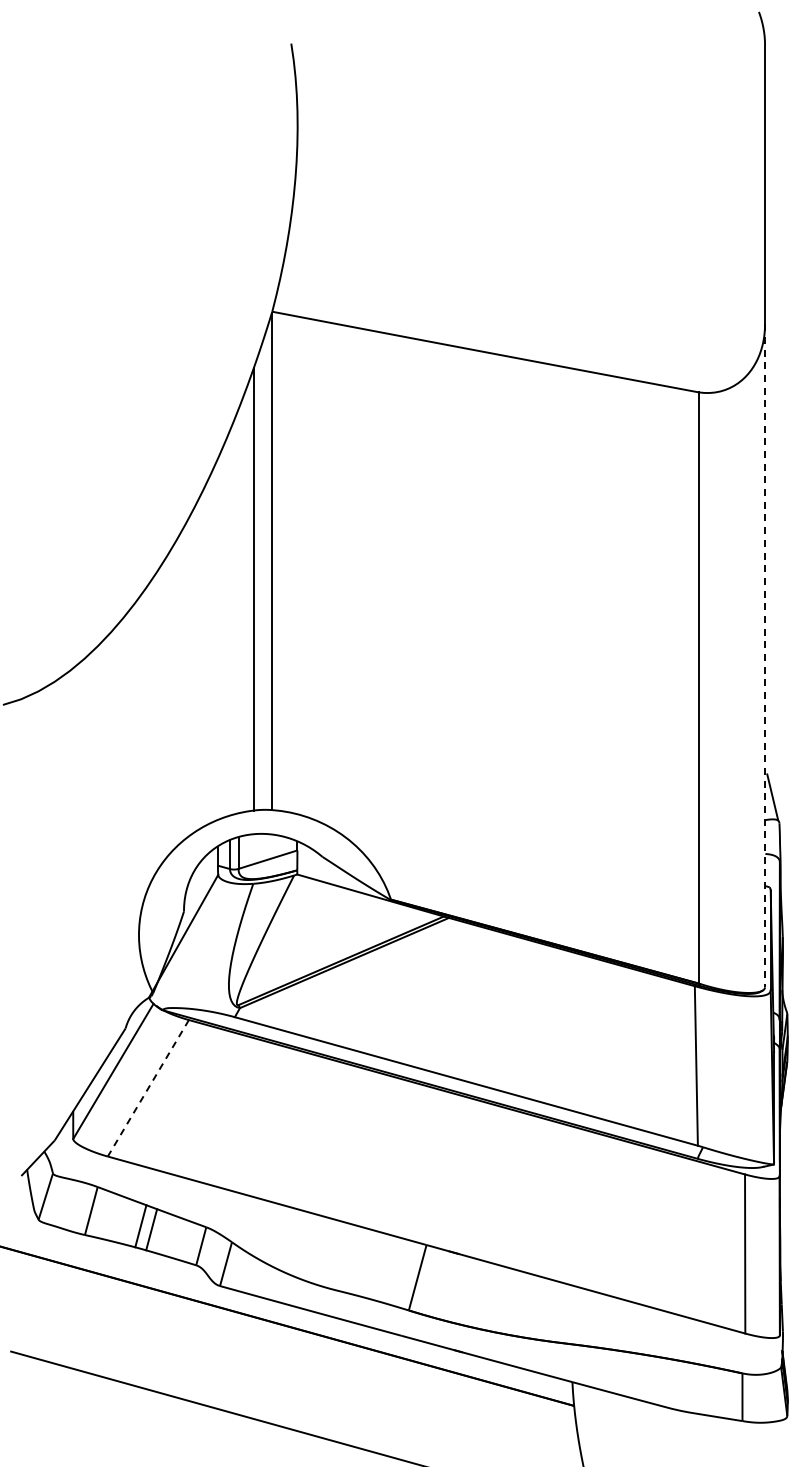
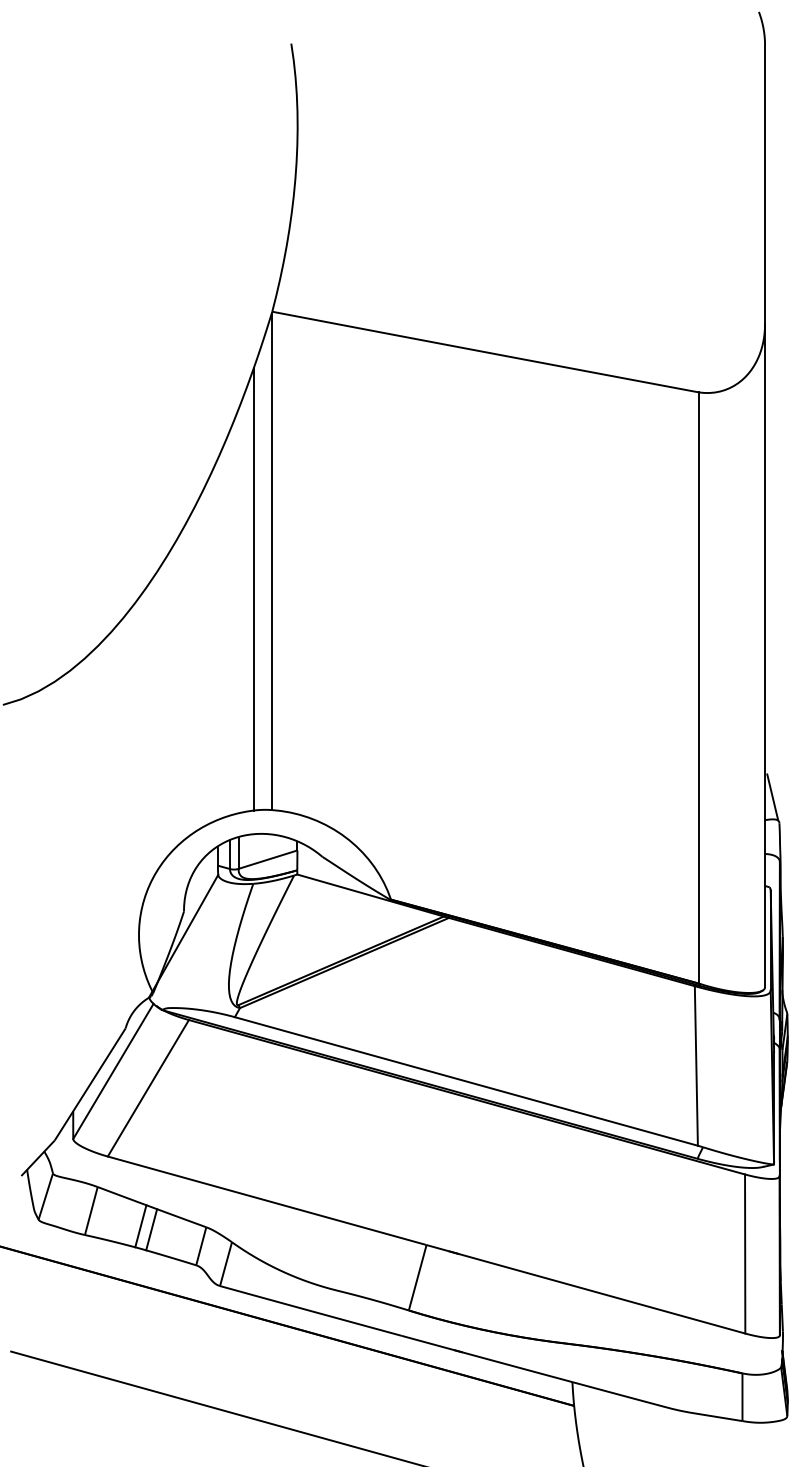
line: dashed -> solid (765, 656)
line: dashed -> solid (148, 1088)
